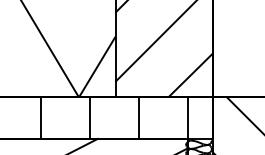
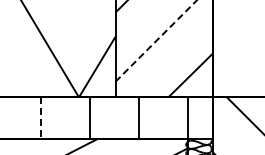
line: solid -> dashed (156, 40)
line: solid -> dashed (41, 117)
